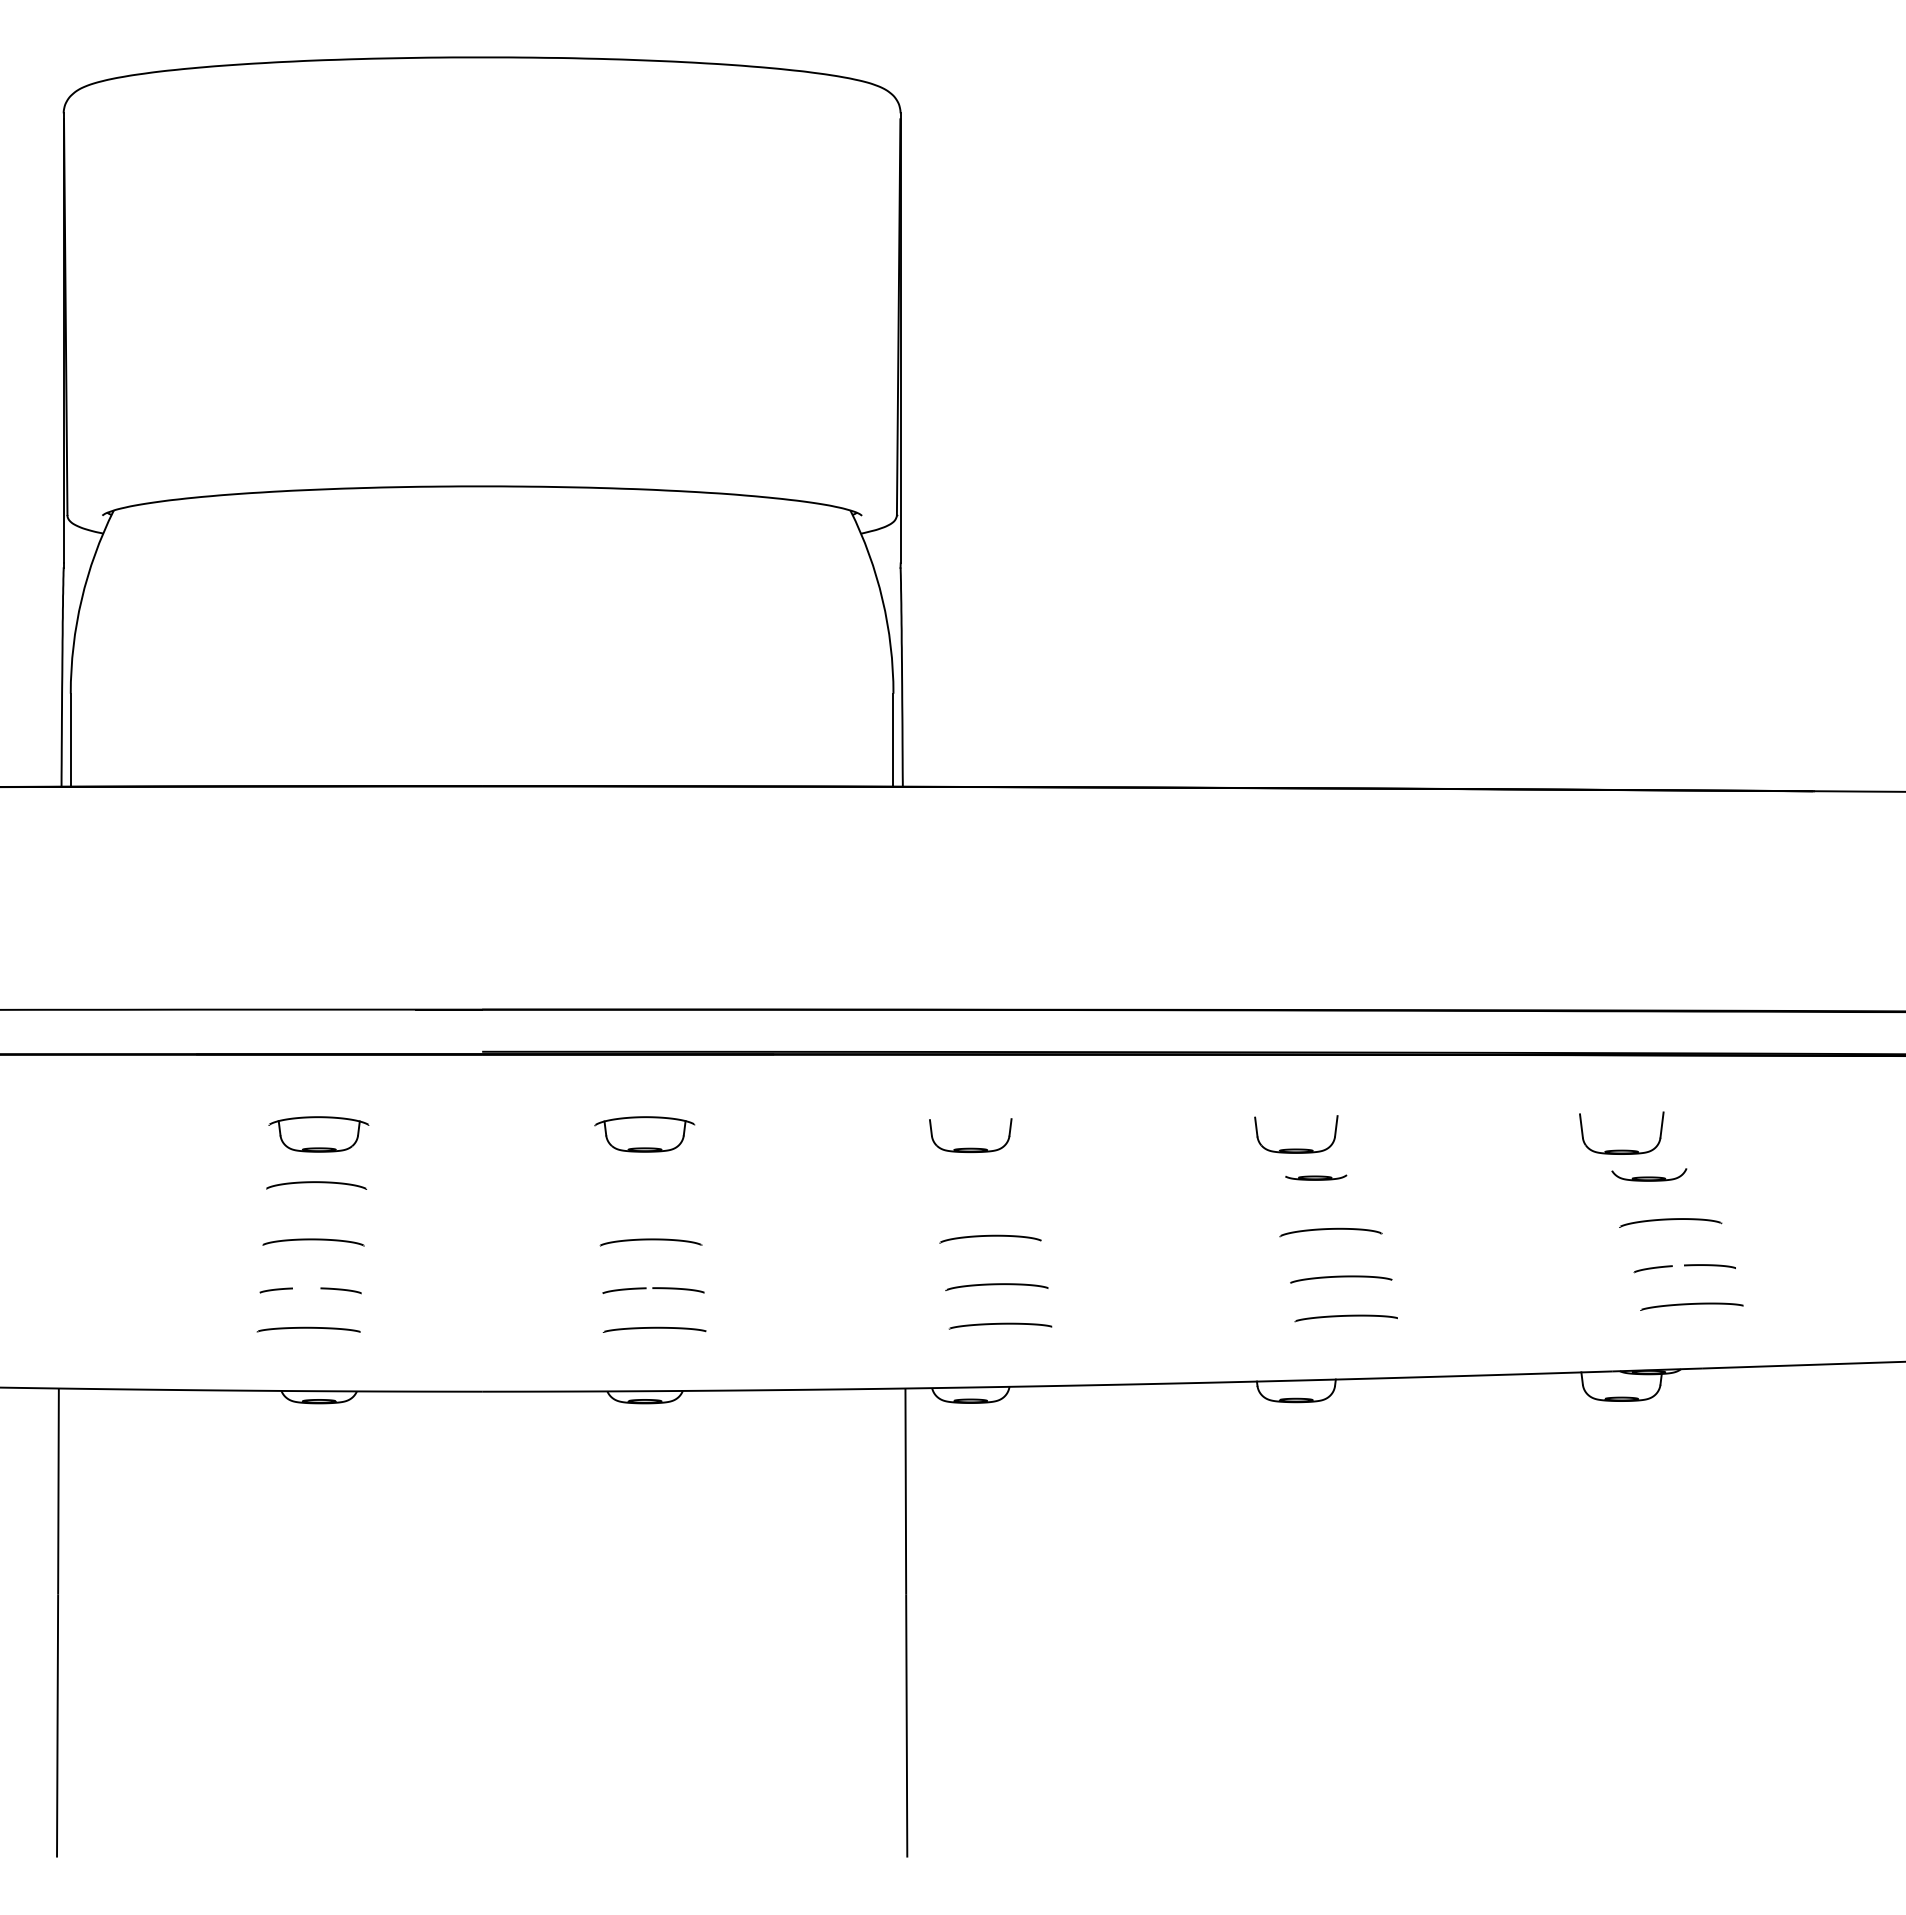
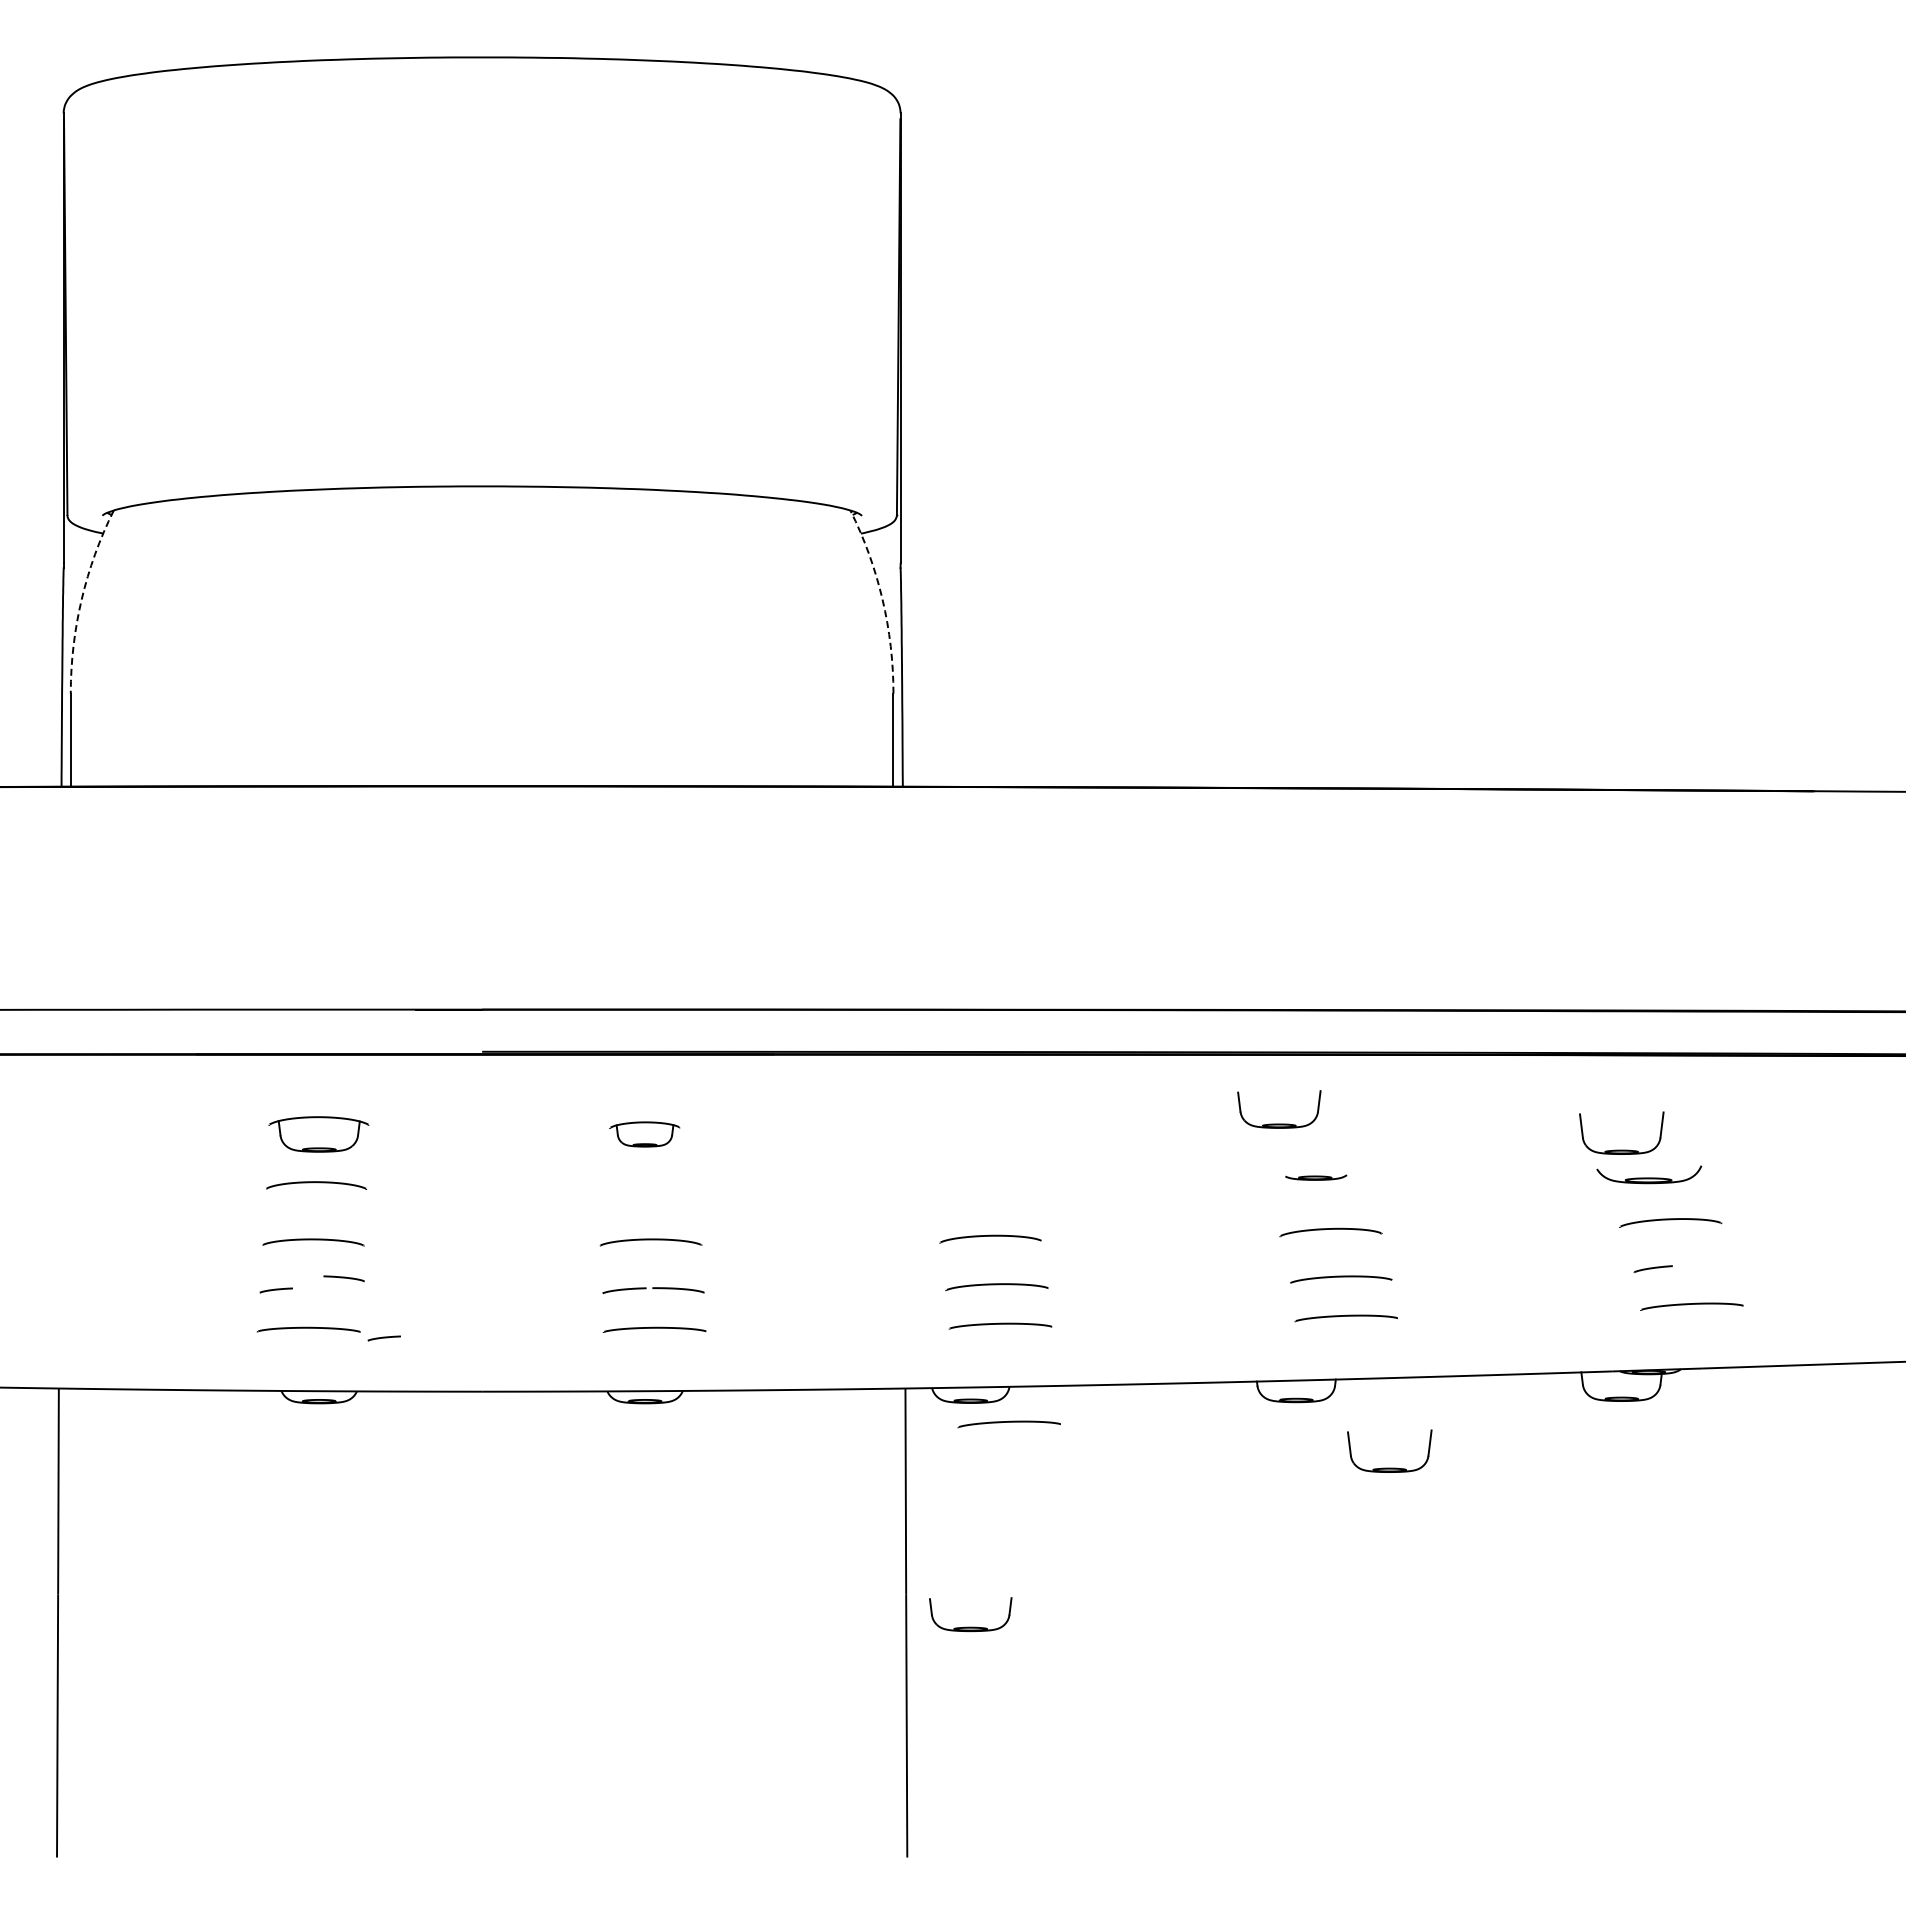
arc: solid -> dashed (81, 599)
arc: solid -> dashed (882, 599)
part size: 102x37 px -> 72x27 px (644, 1134)
part position: (970, 1147) -> (970, 1626) (970, 1626)
part position: (1296, 1148) -> (1279, 1123) (1279, 1123)
part size: 77x14 px -> 107x20 px (1649, 1174)
curve: present -> none (1709, 1266)
curve position: (340, 1290) -> (343, 1278) (343, 1278)
line: none -> present (383, 1338)
curve: none -> present (1008, 1422)
part: none -> present (1389, 1467)
